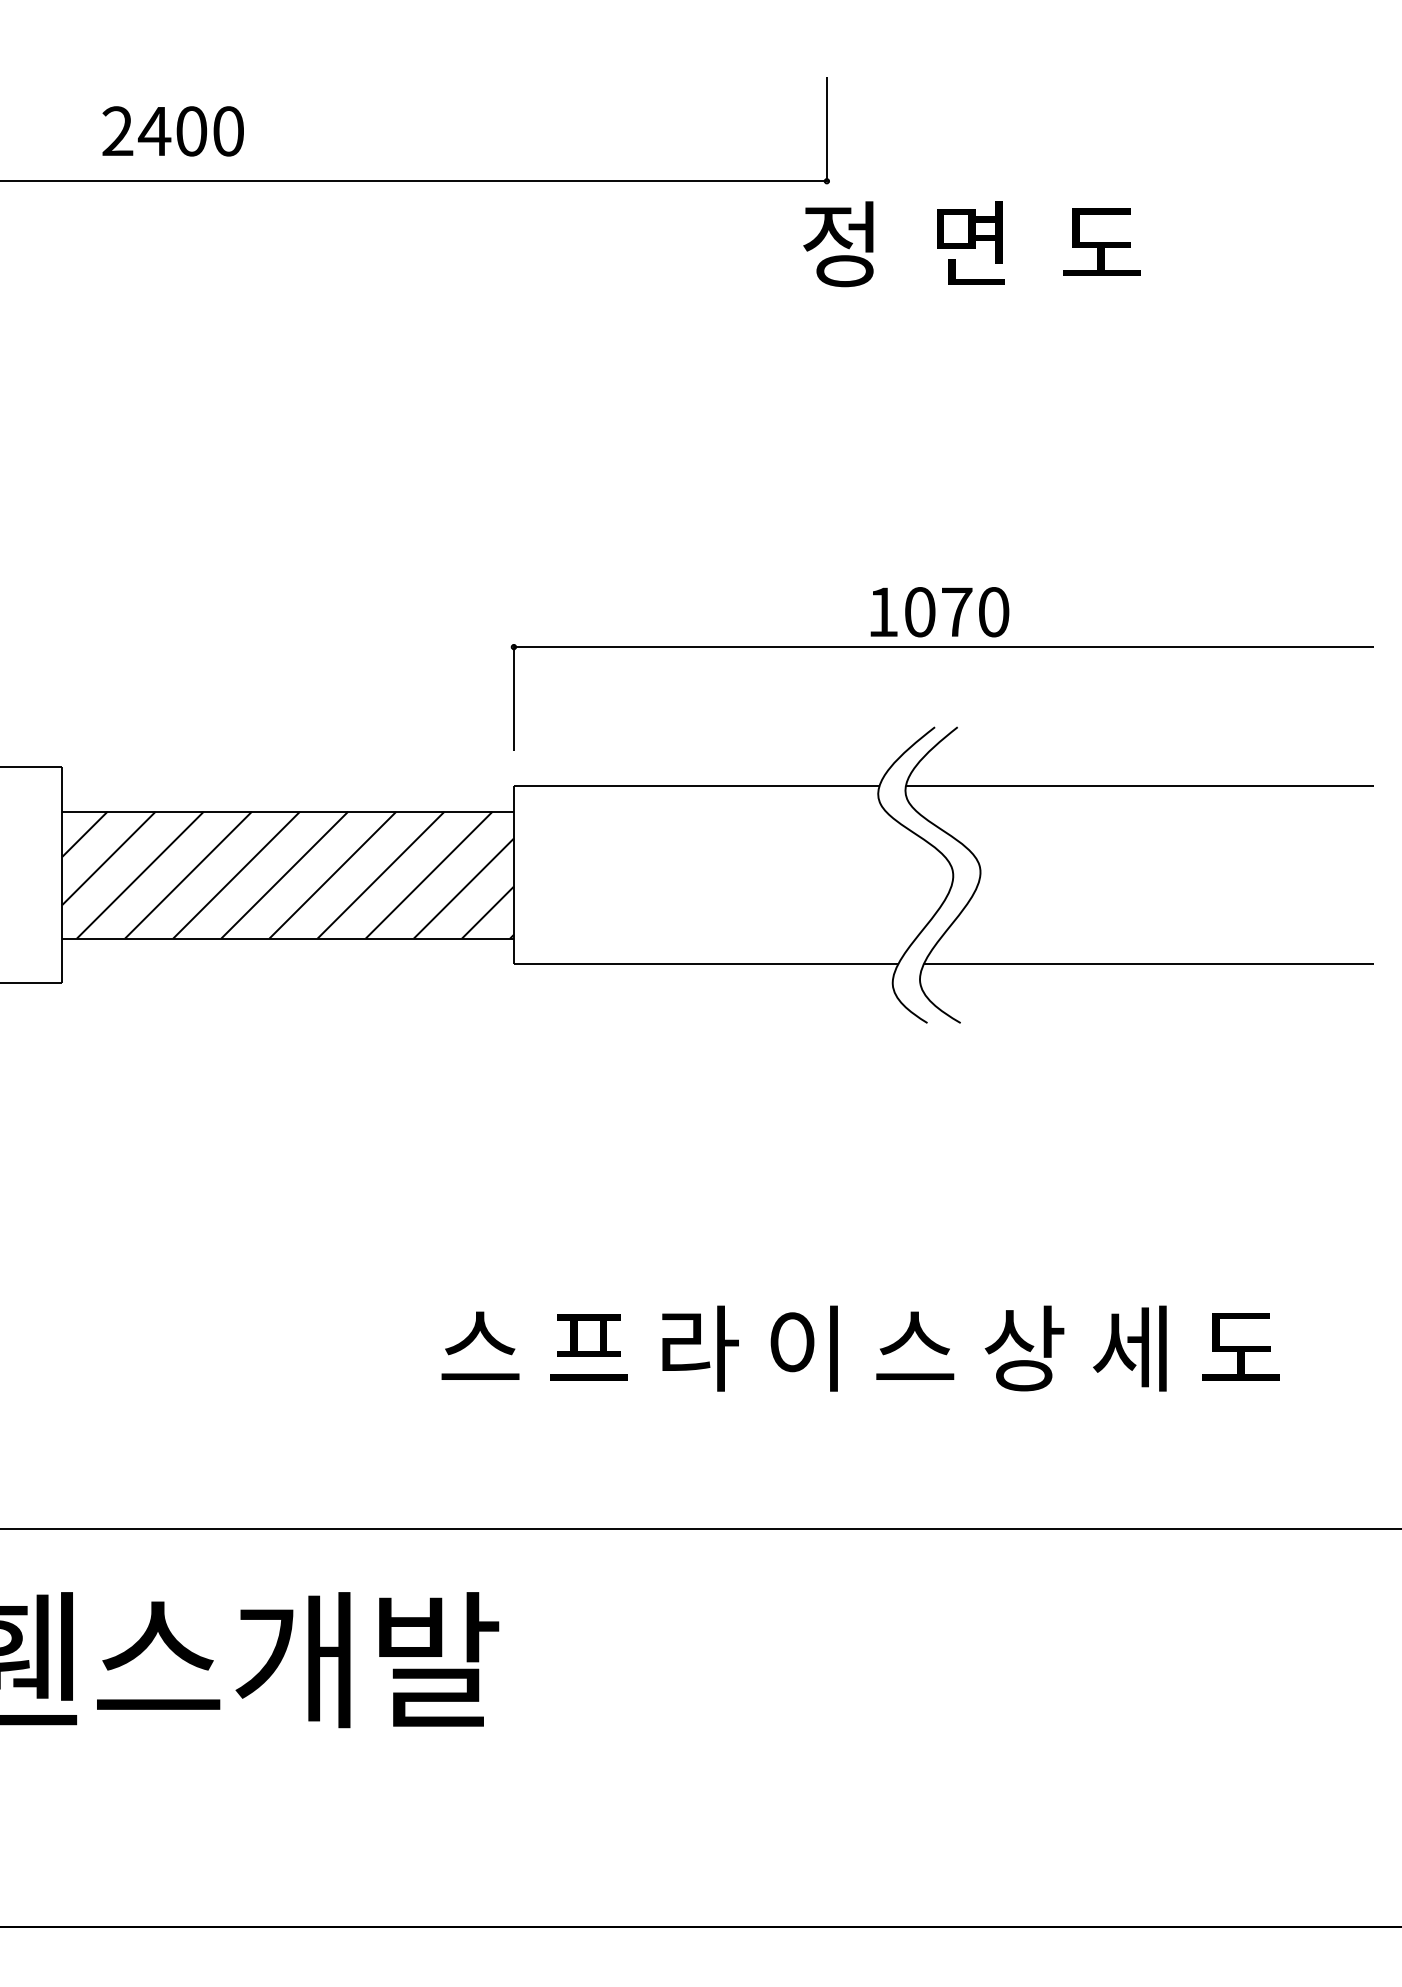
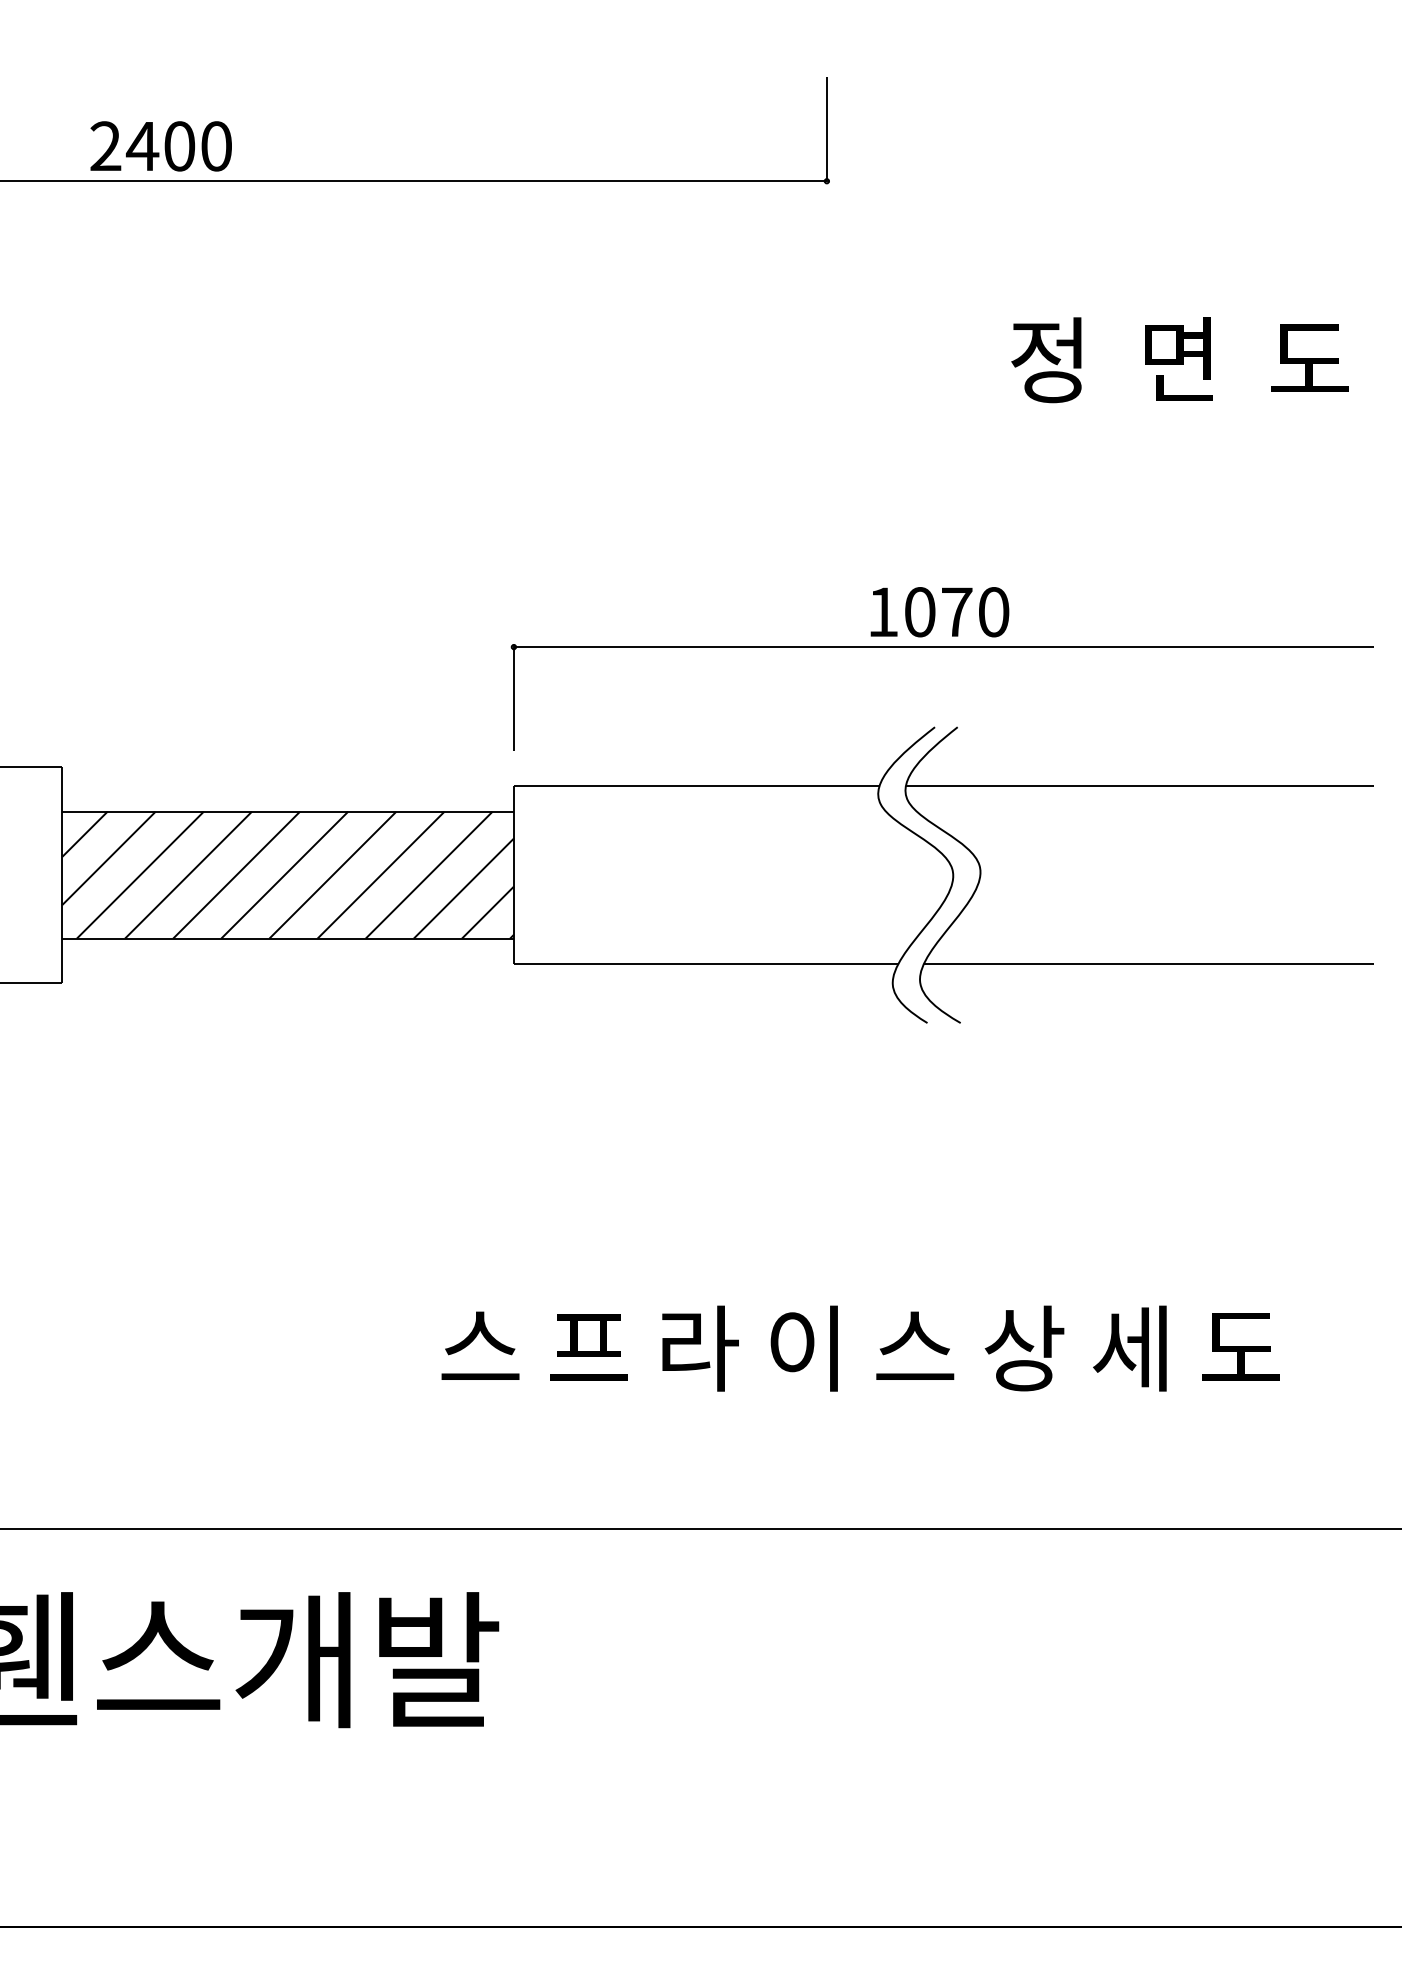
text position: (172, 131) -> (160, 146) (160, 146)
text position: (971, 244) -> (1179, 360) (1179, 360)
